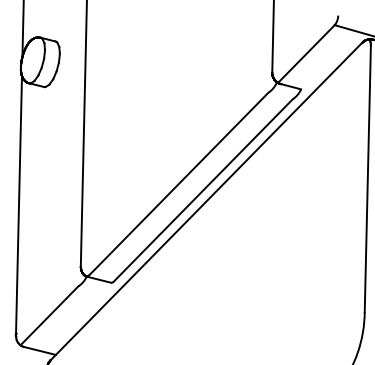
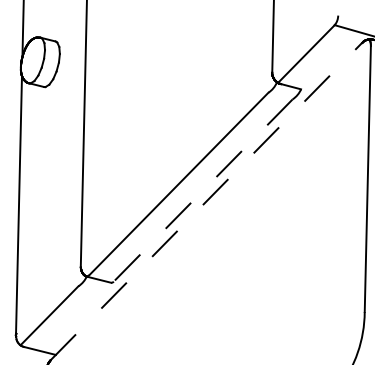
line: solid -> dashed (203, 190)
line: solid -> dashed (206, 201)
